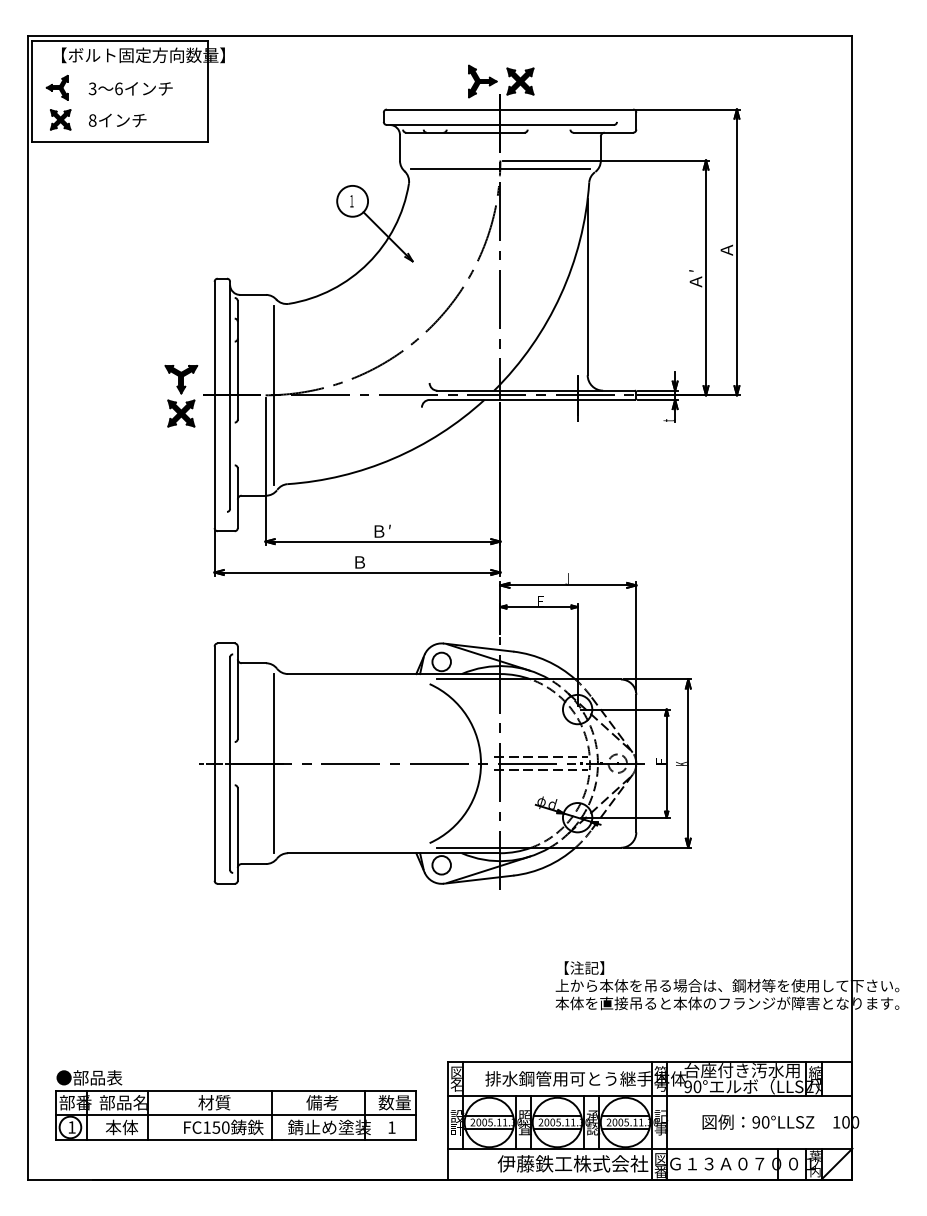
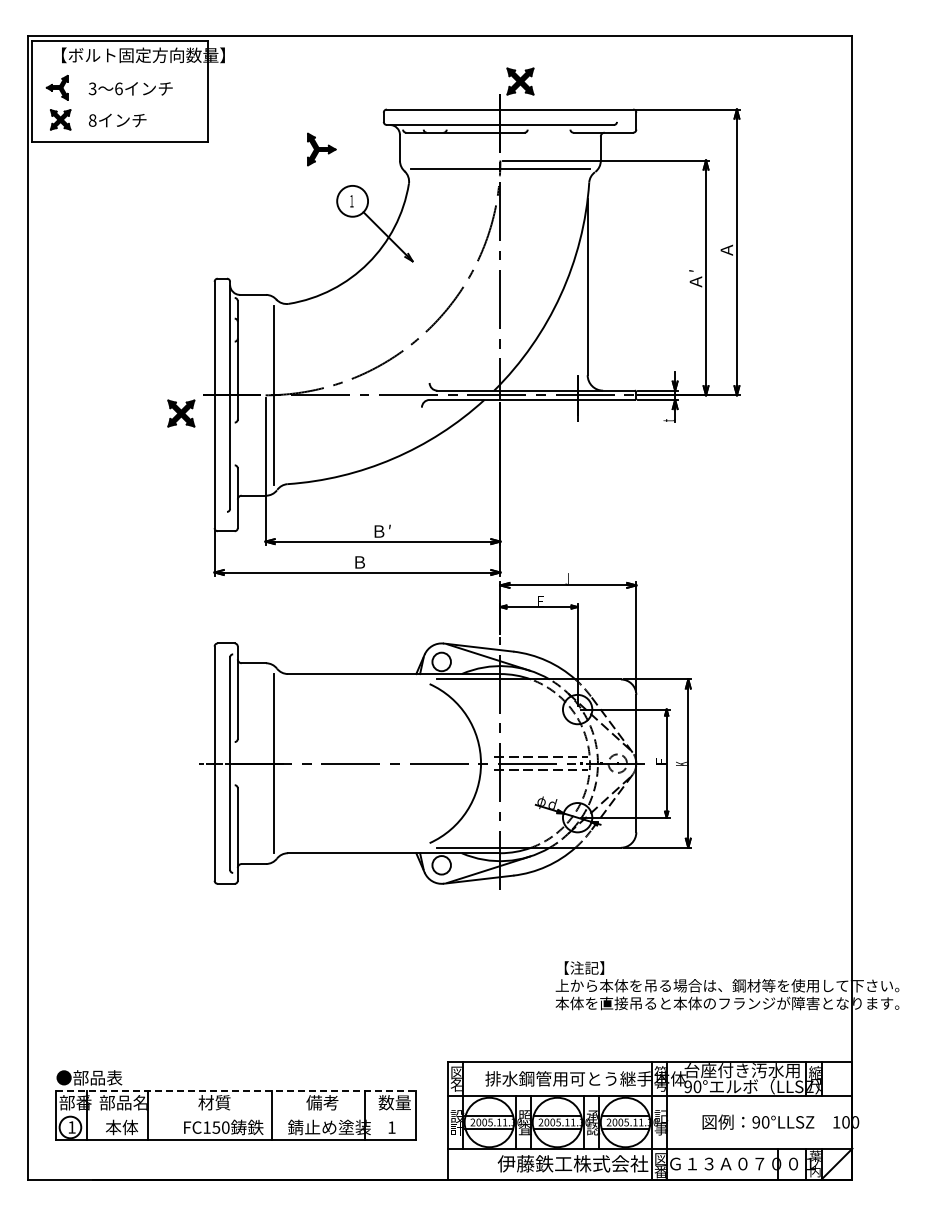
part position: (482, 81) -> (321, 149) (321, 149)
part: present -> none (181, 379)
line: solid -> dashed (236, 1090)
line: present -> none (235, 1115)
